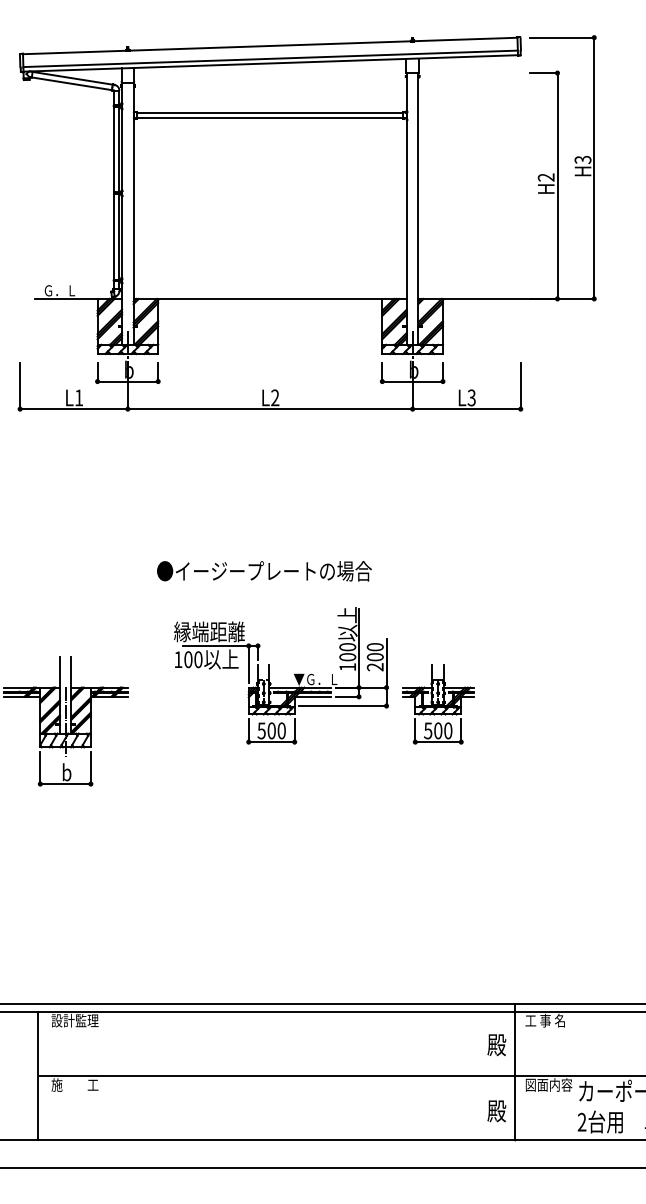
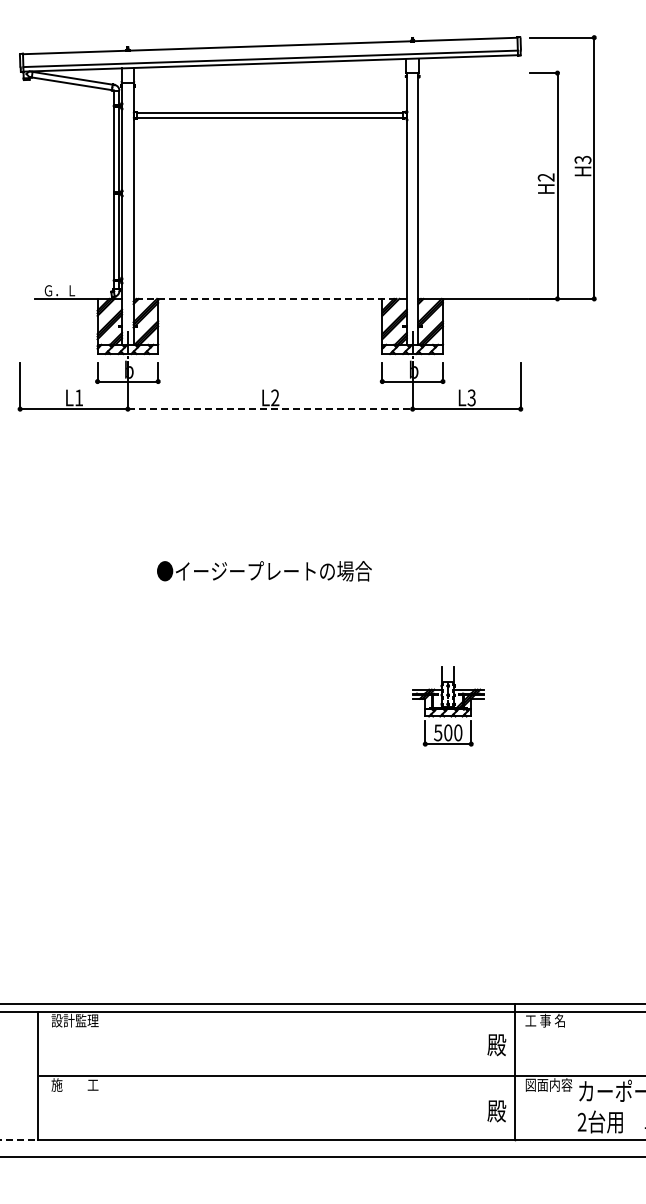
line: solid -> dashed (270, 298)
line: solid -> dashed (270, 409)
part: present -> none (269, 675)
part position: (438, 704) -> (448, 706) (448, 706)
part: present -> none (65, 721)
line: solid -> dashed (19, 1140)
line position: (321, 1167) -> (321, 1156) (321, 1156)
